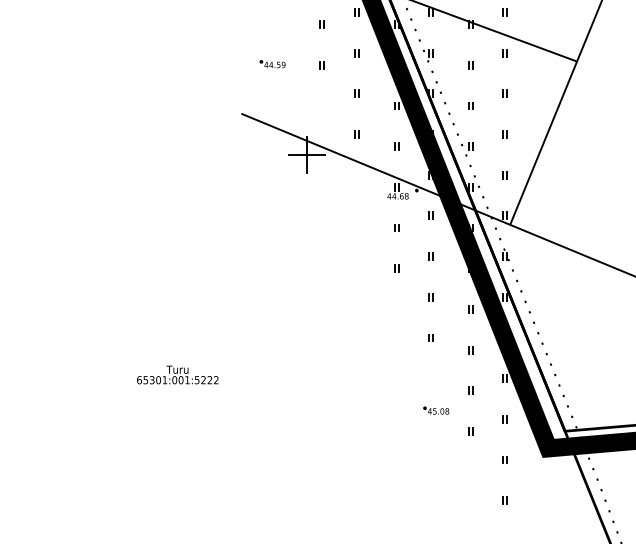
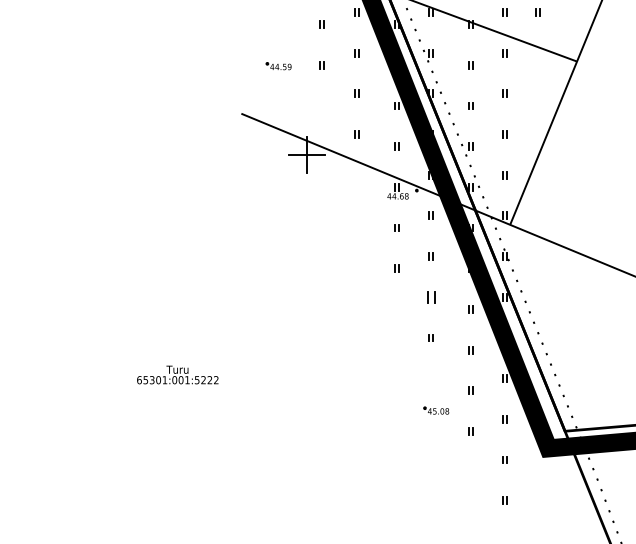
part: none -> present (537, 12)
part position: (272, 64) -> (278, 66) (278, 66)
part size: 6x9 px -> 9x13 px (431, 297)
